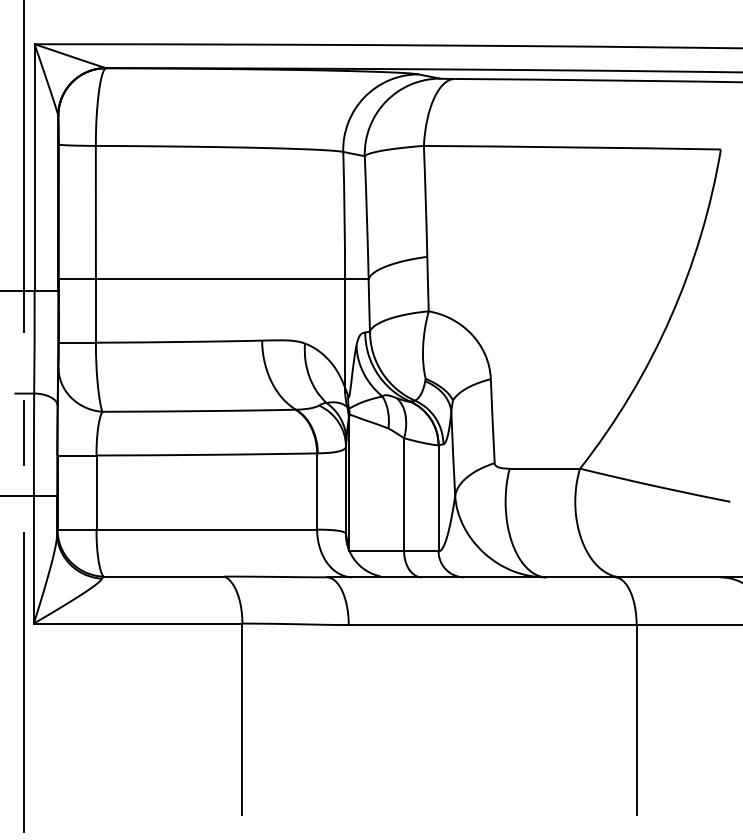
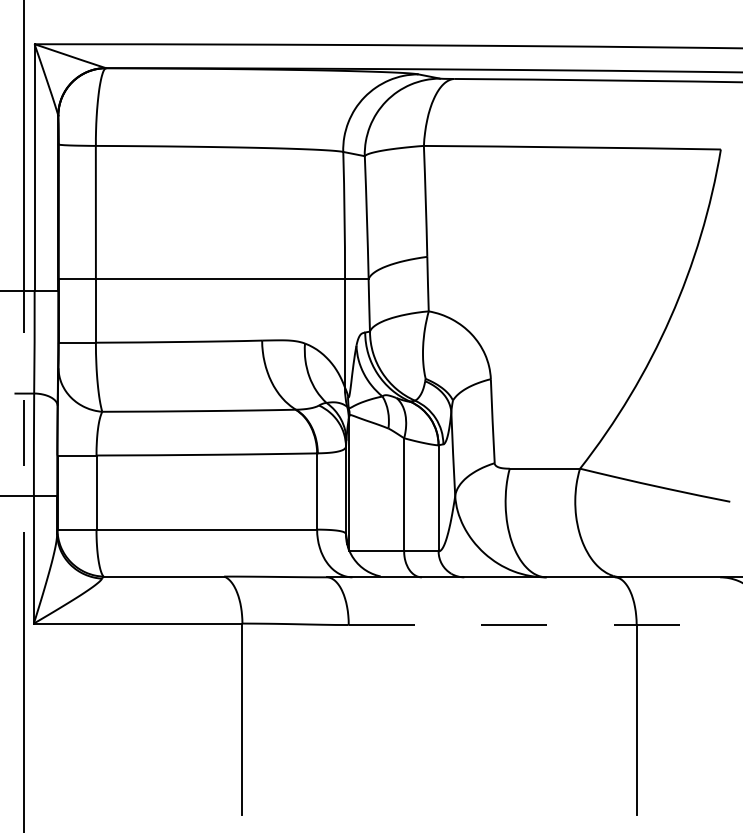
line: solid -> dashed (545, 625)
